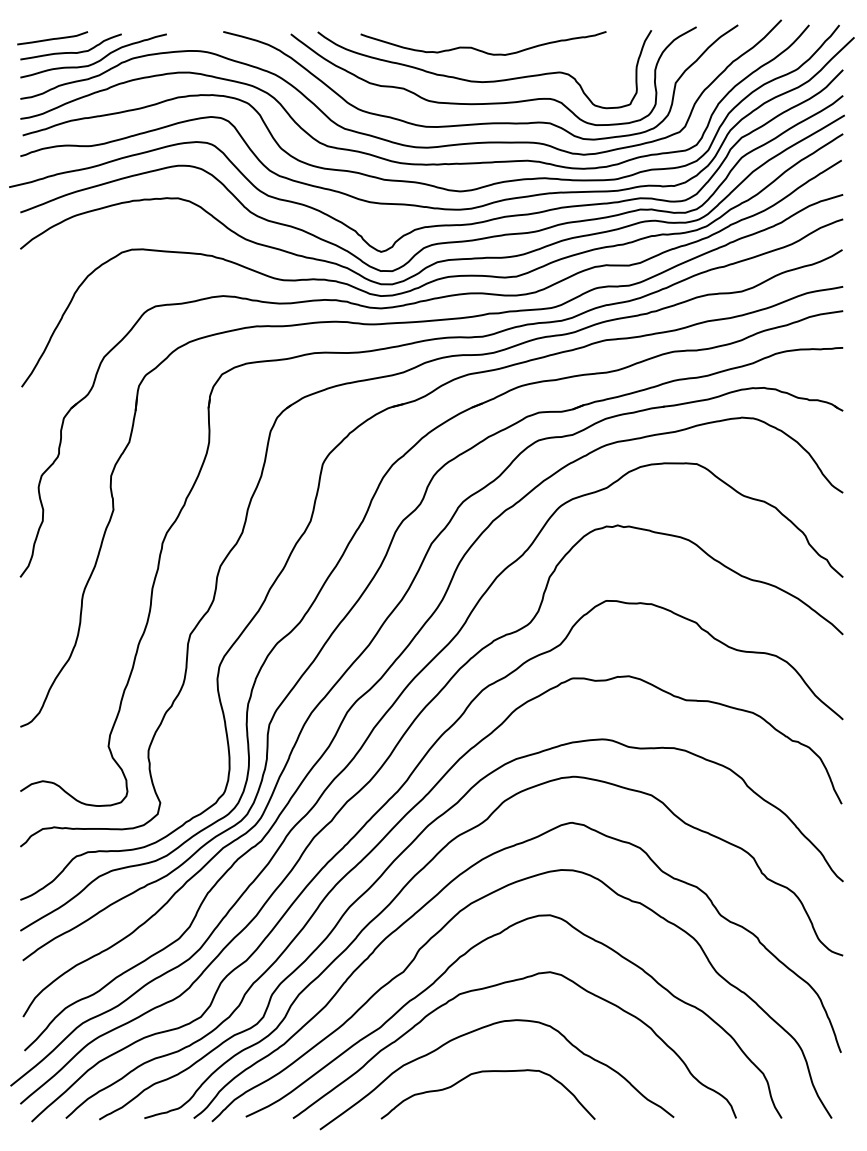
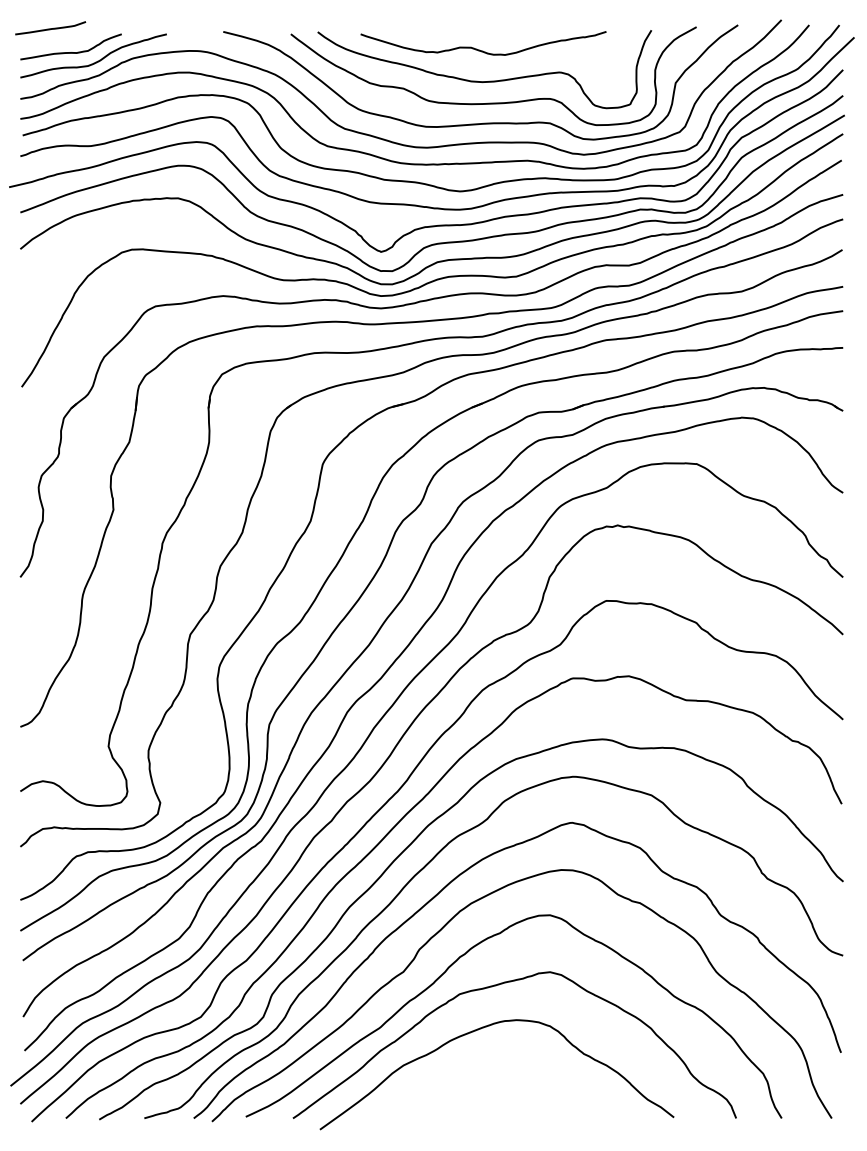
curve position: (52, 38) -> (50, 28) (50, 28)
curve: present -> none (487, 1072)
